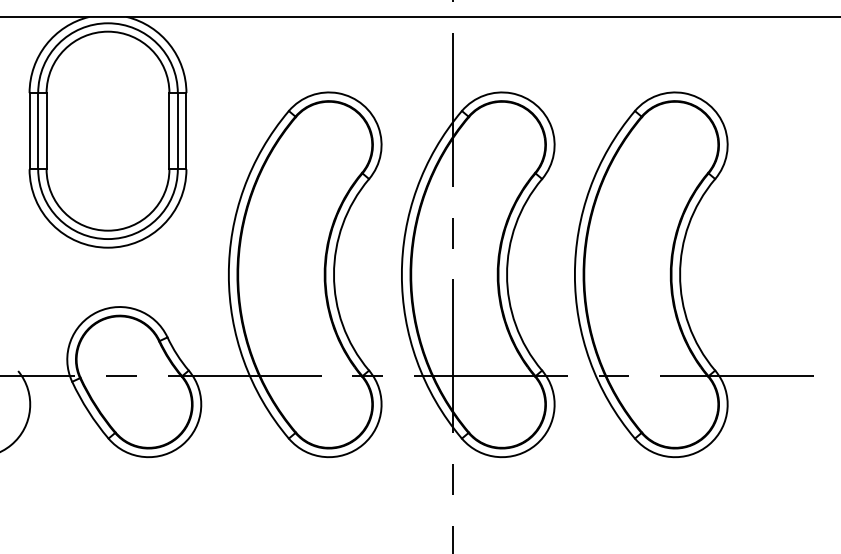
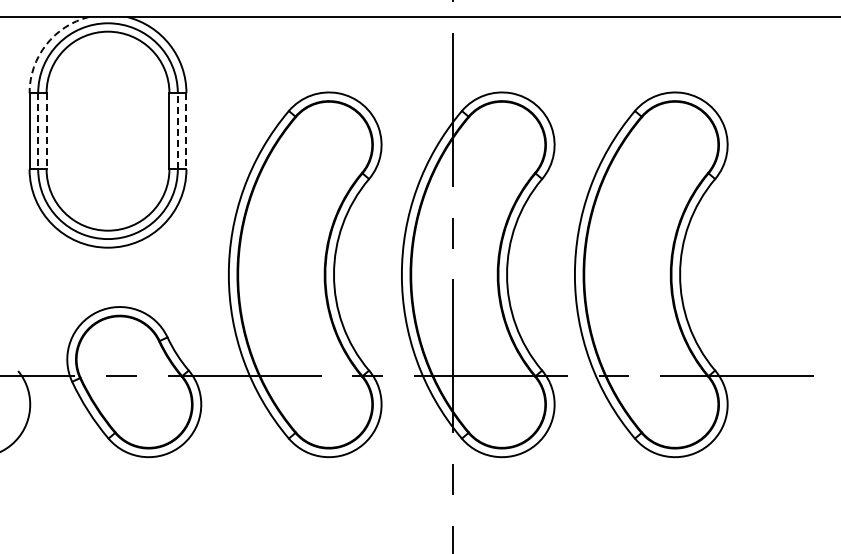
arc: solid -> dashed (46, 44)
line: solid -> dashed (177, 130)
line: solid -> dashed (38, 131)
line: solid -> dashed (46, 131)
line: solid -> dashed (186, 131)
